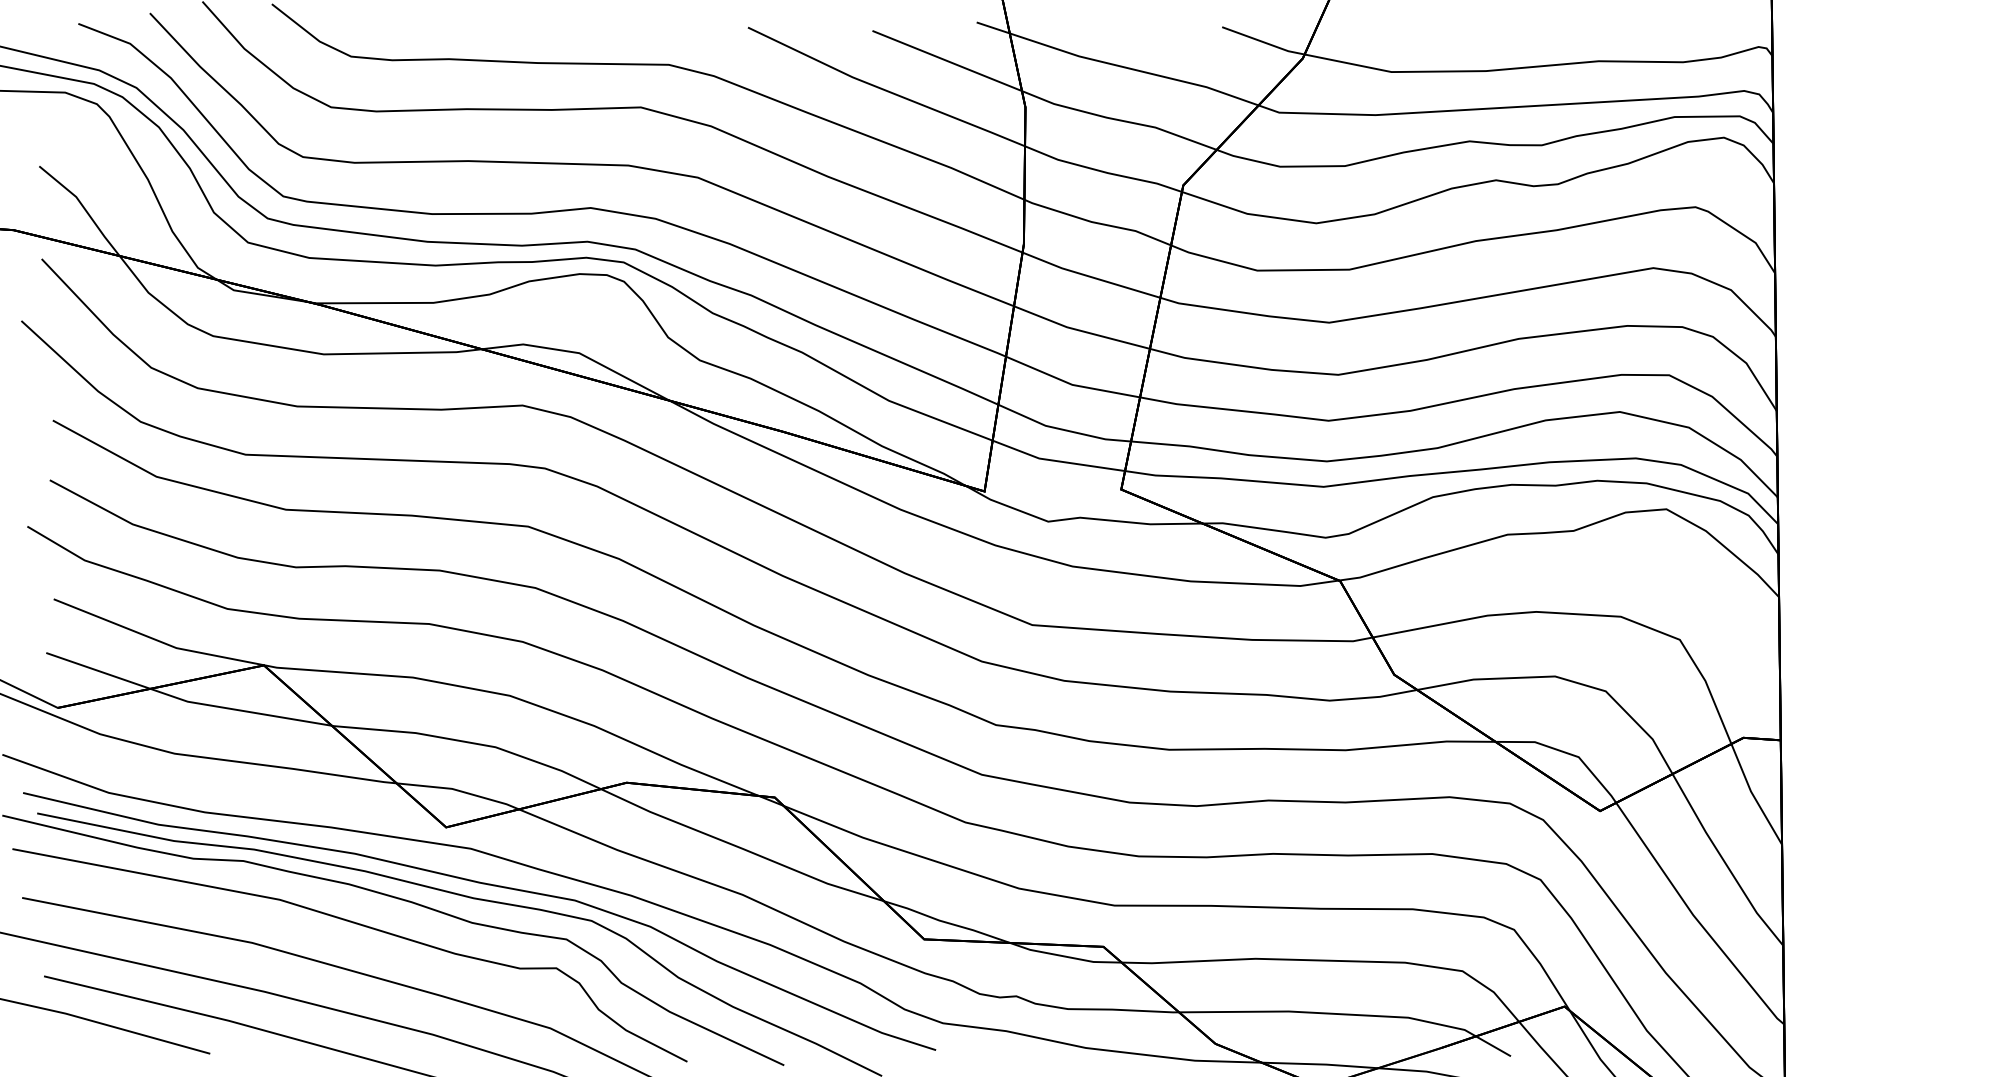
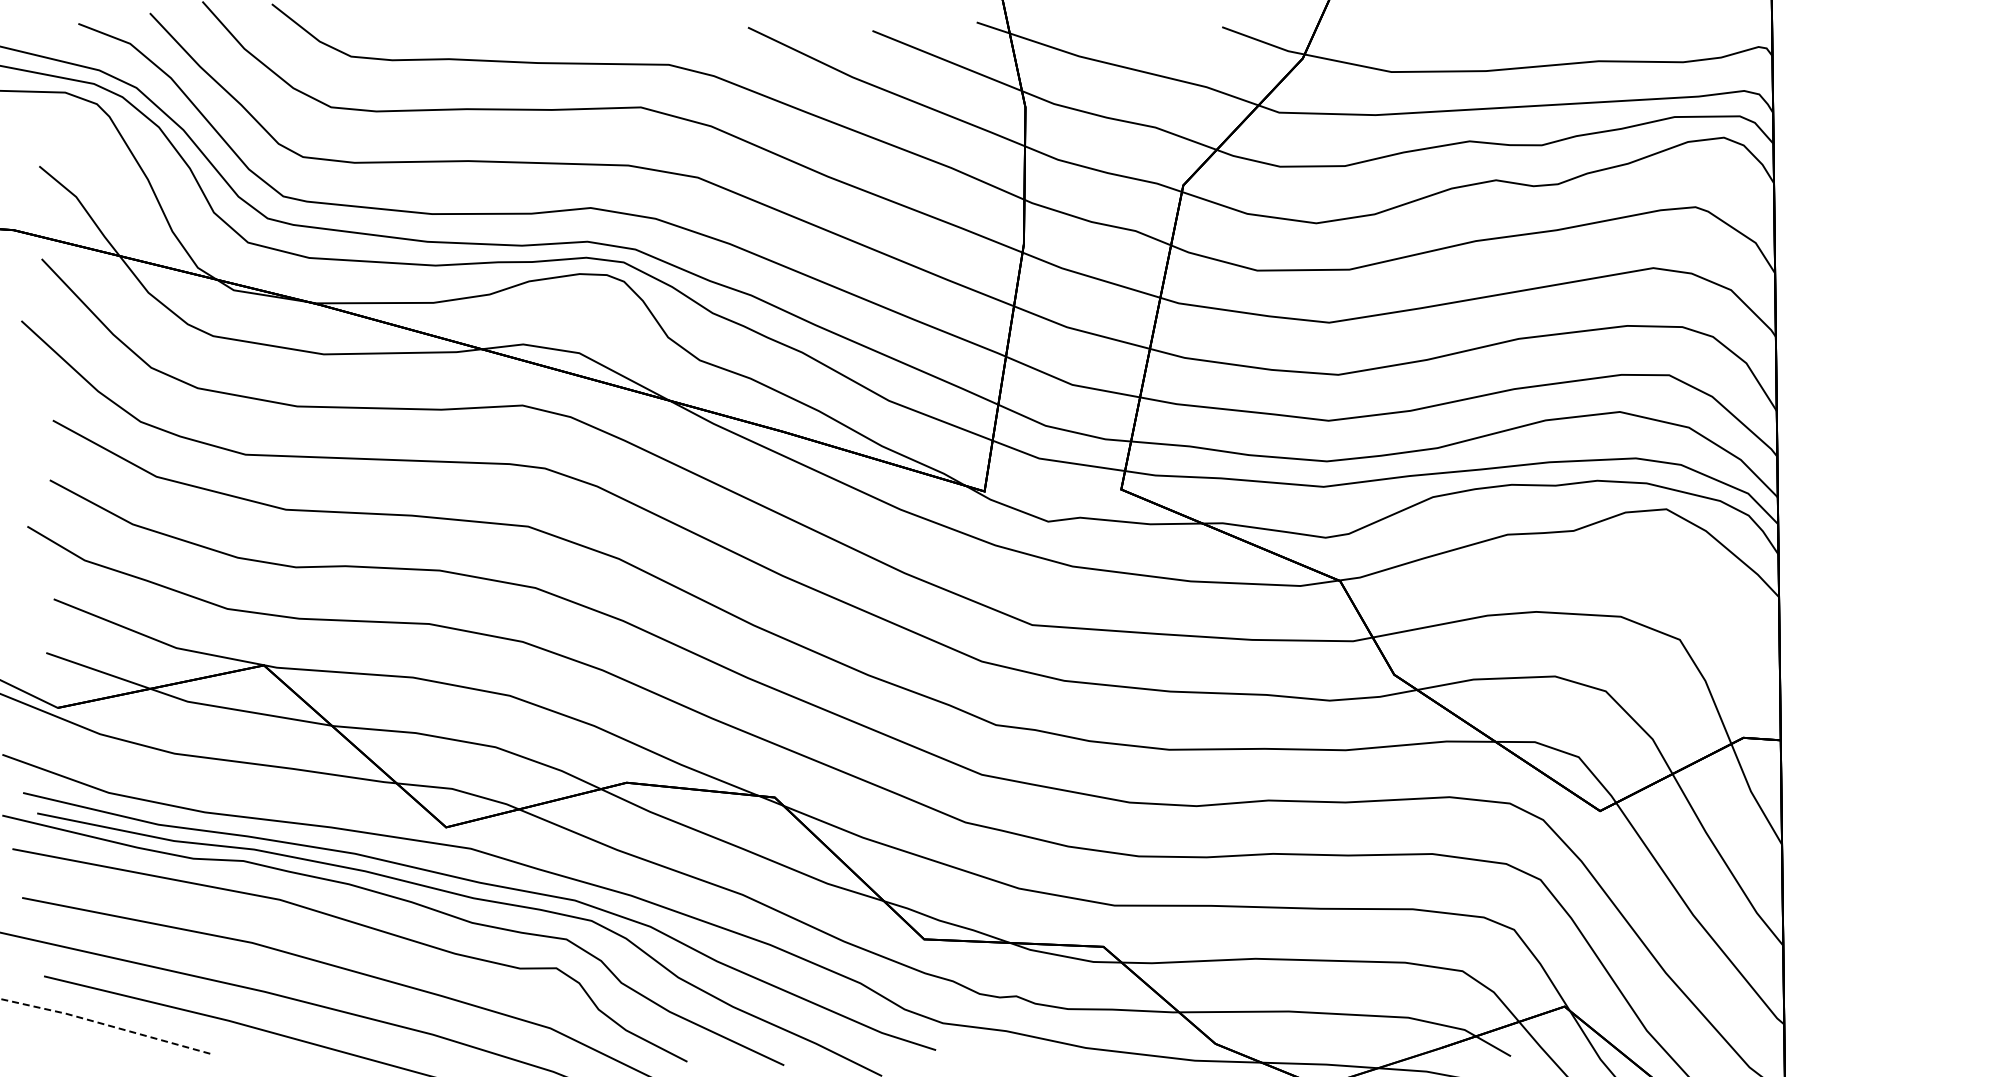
line: solid -> dashed (105, 1024)
